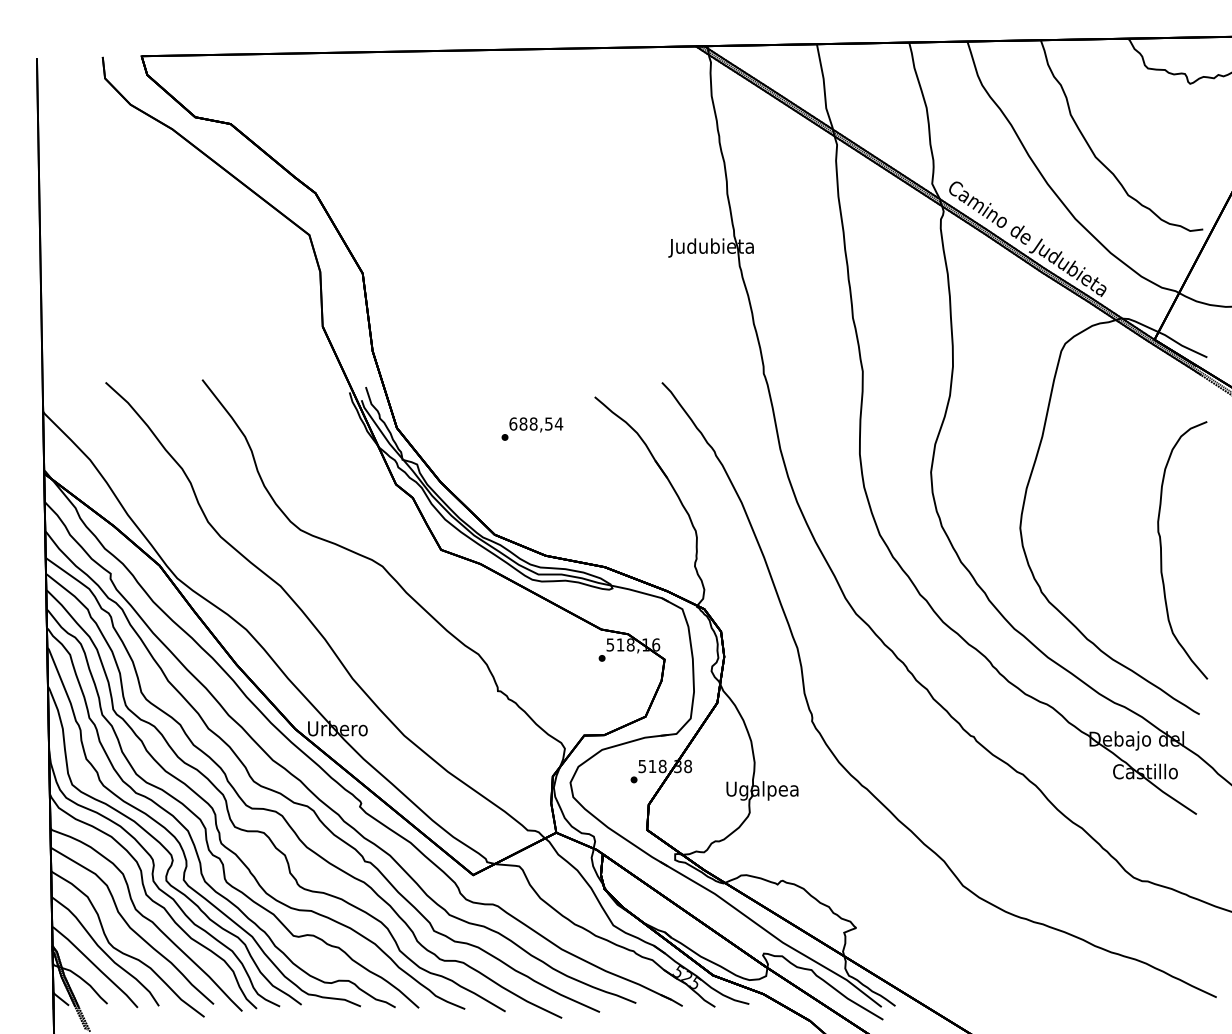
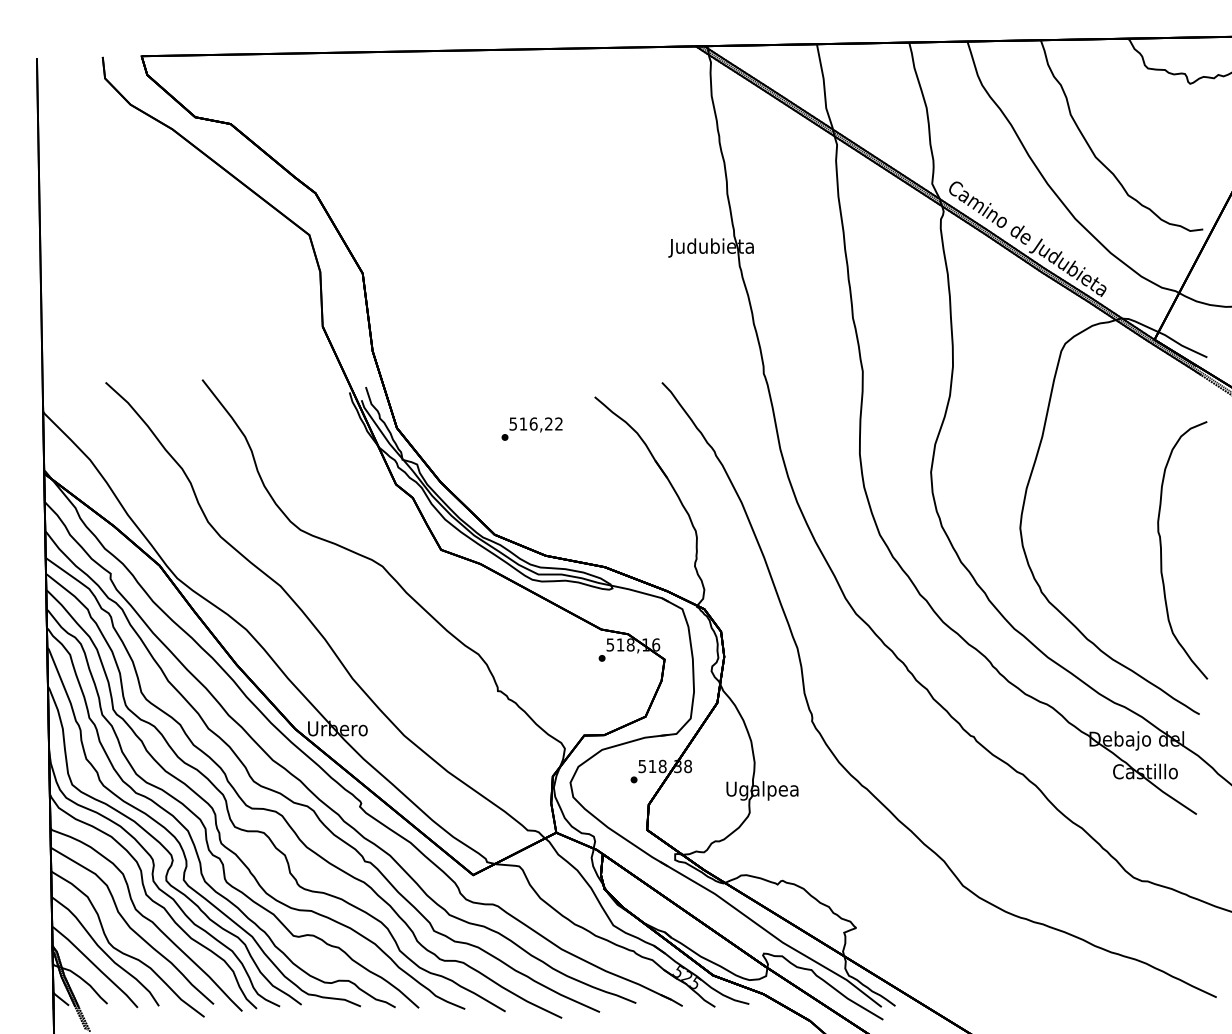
text: 688,54 -> 516,22 (536, 423)
